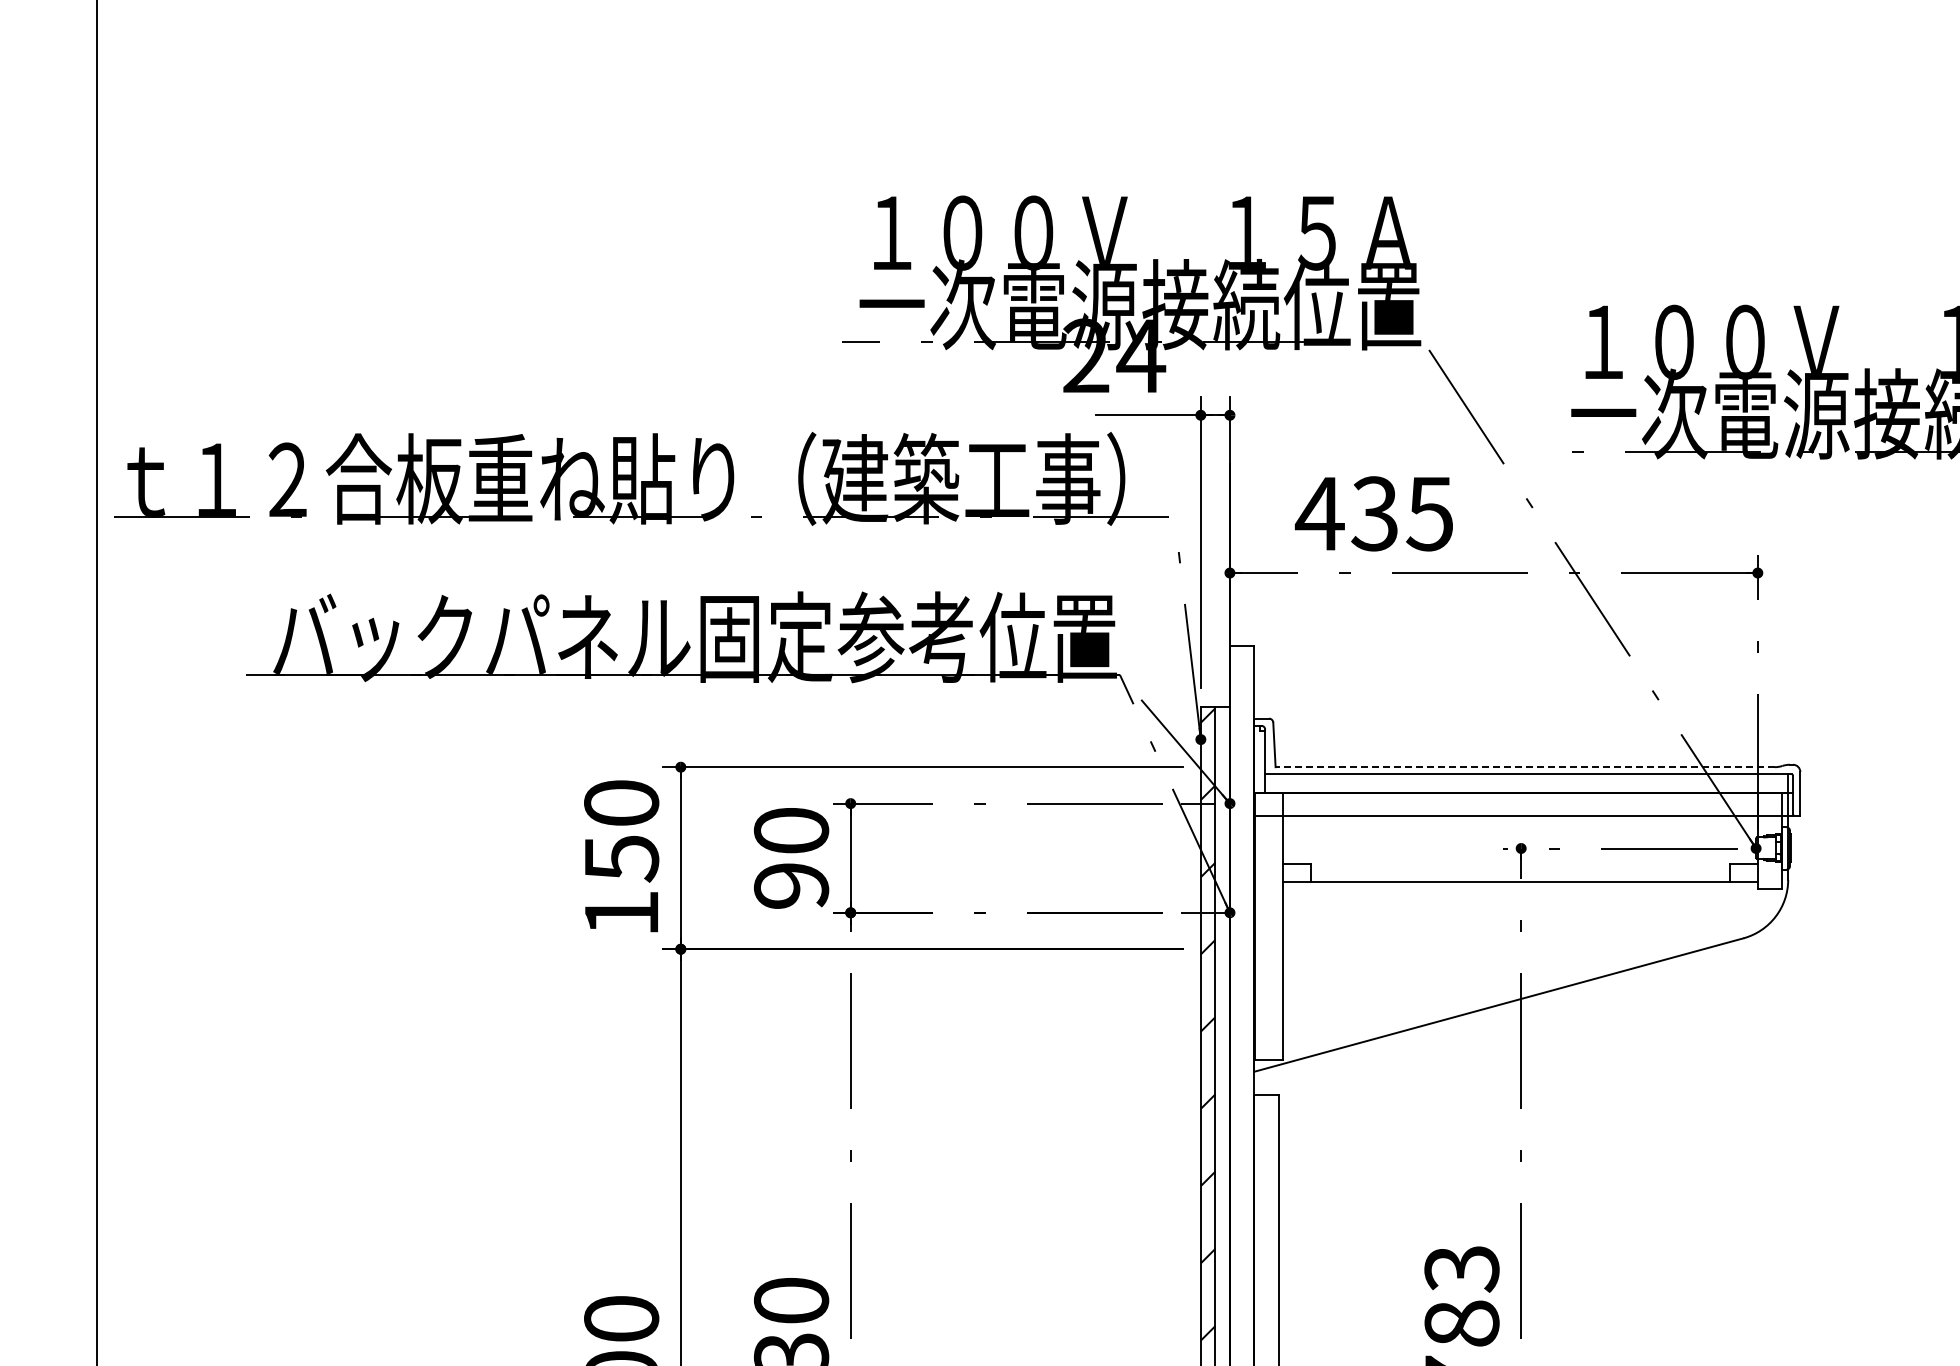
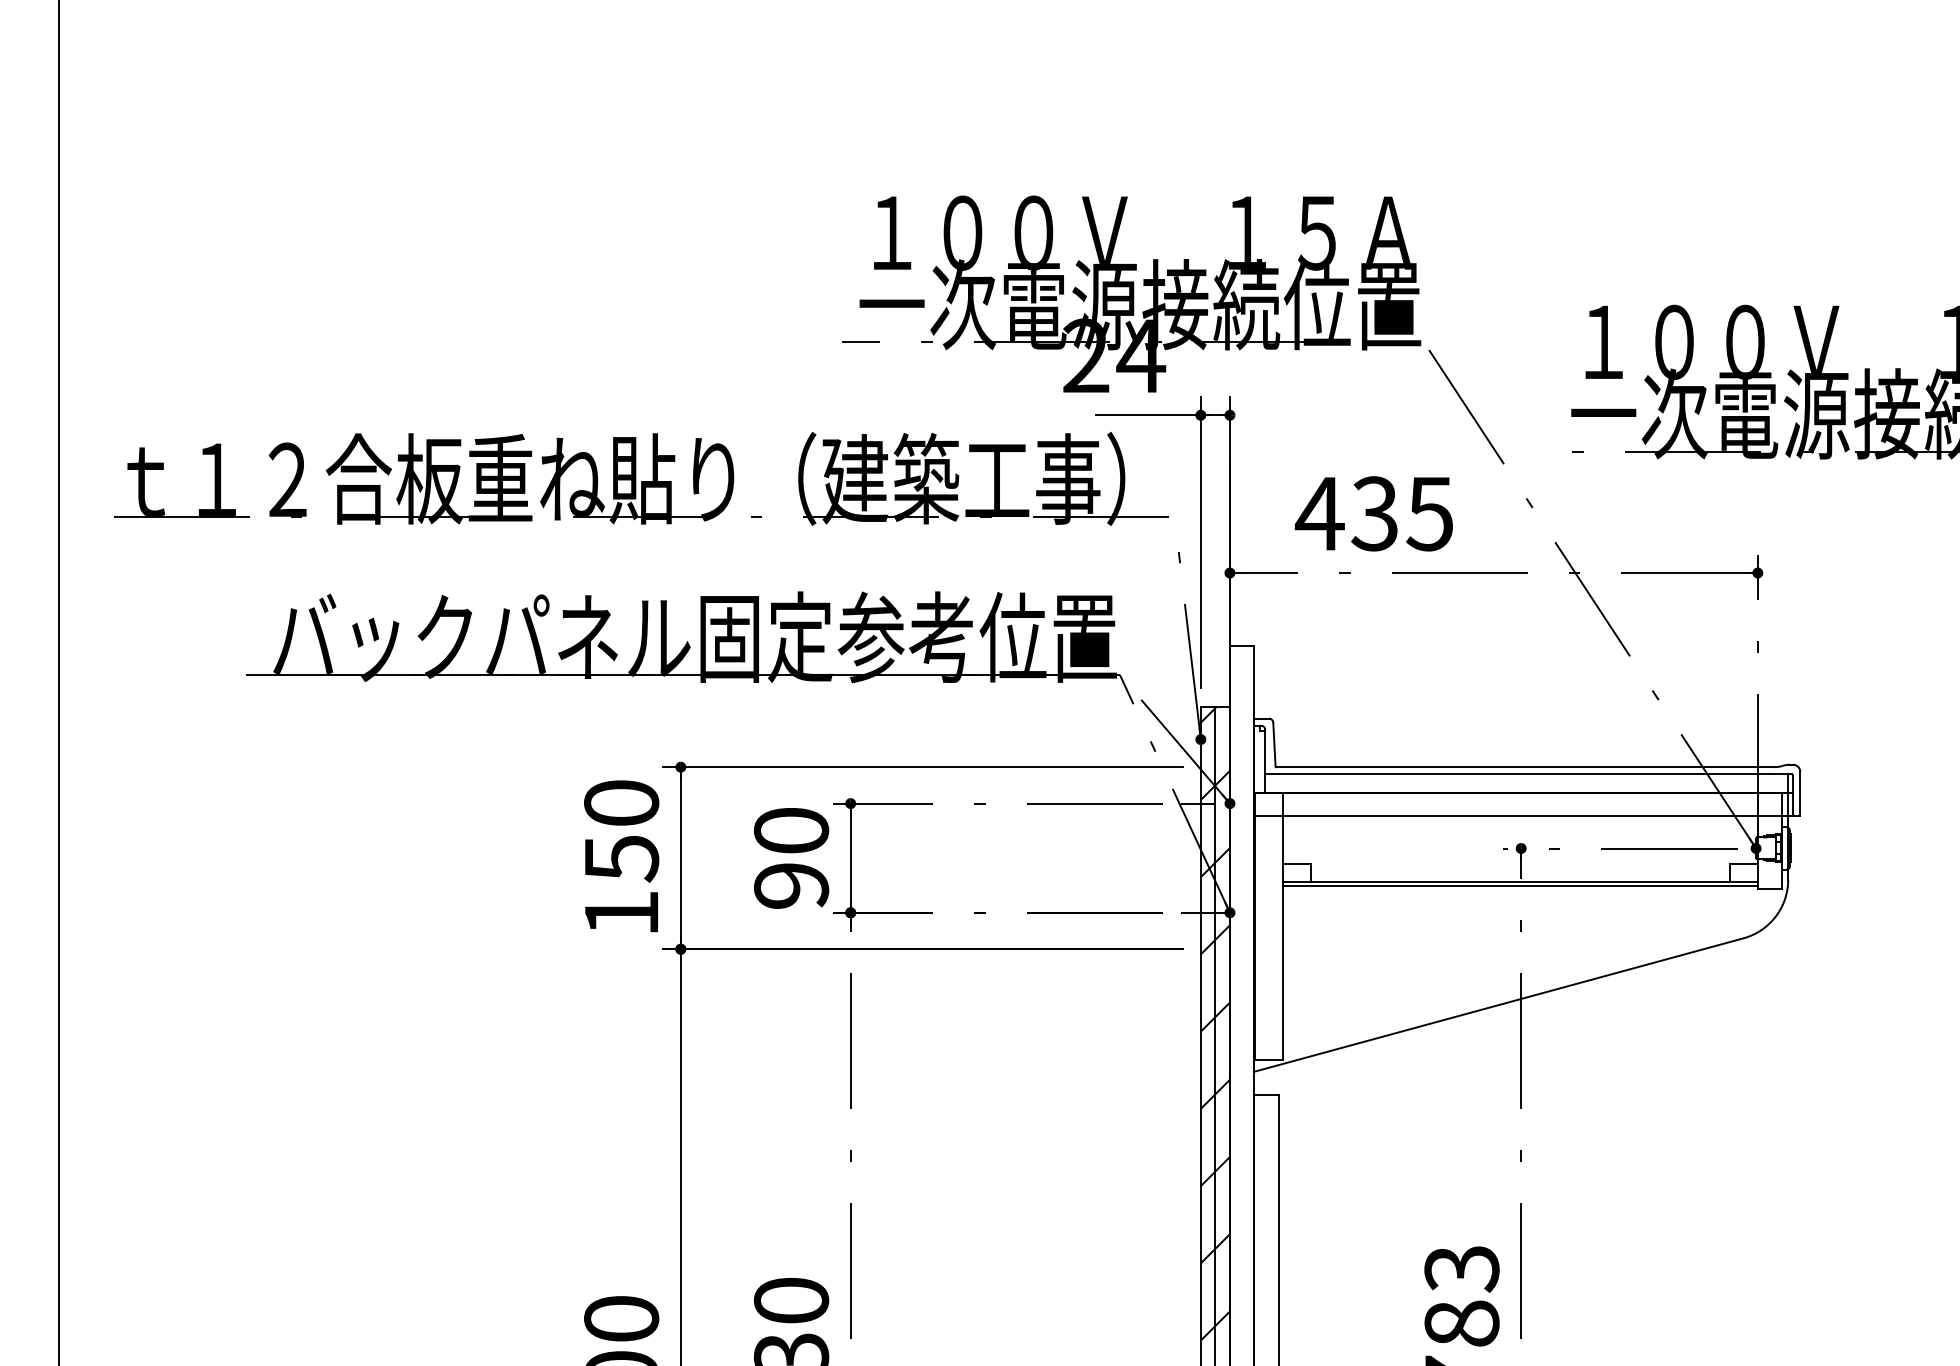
line position: (96, 682) -> (58, 682) (58, 682)
line: dashed -> solid (1525, 767)
line: none -> present (1520, 885)
hatch: none -> present (1222, 1015)
